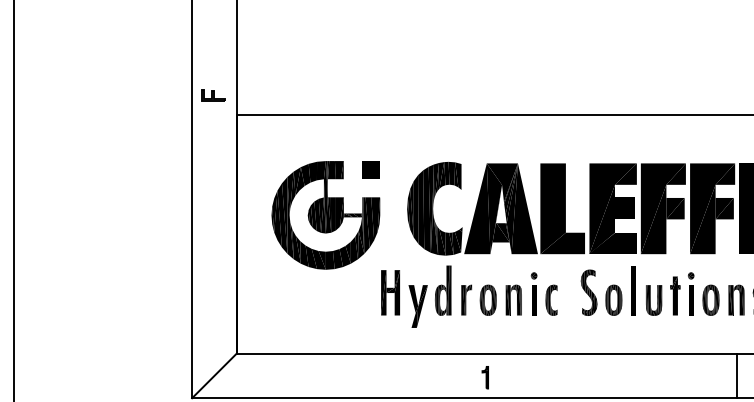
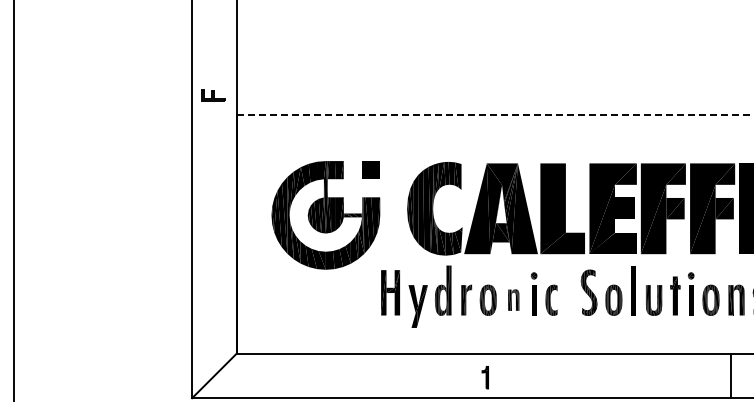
line: solid -> dashed (495, 114)
part size: 17x32 px -> 12x22 px (513, 299)
line position: (736, 375) -> (730, 375) (730, 375)
